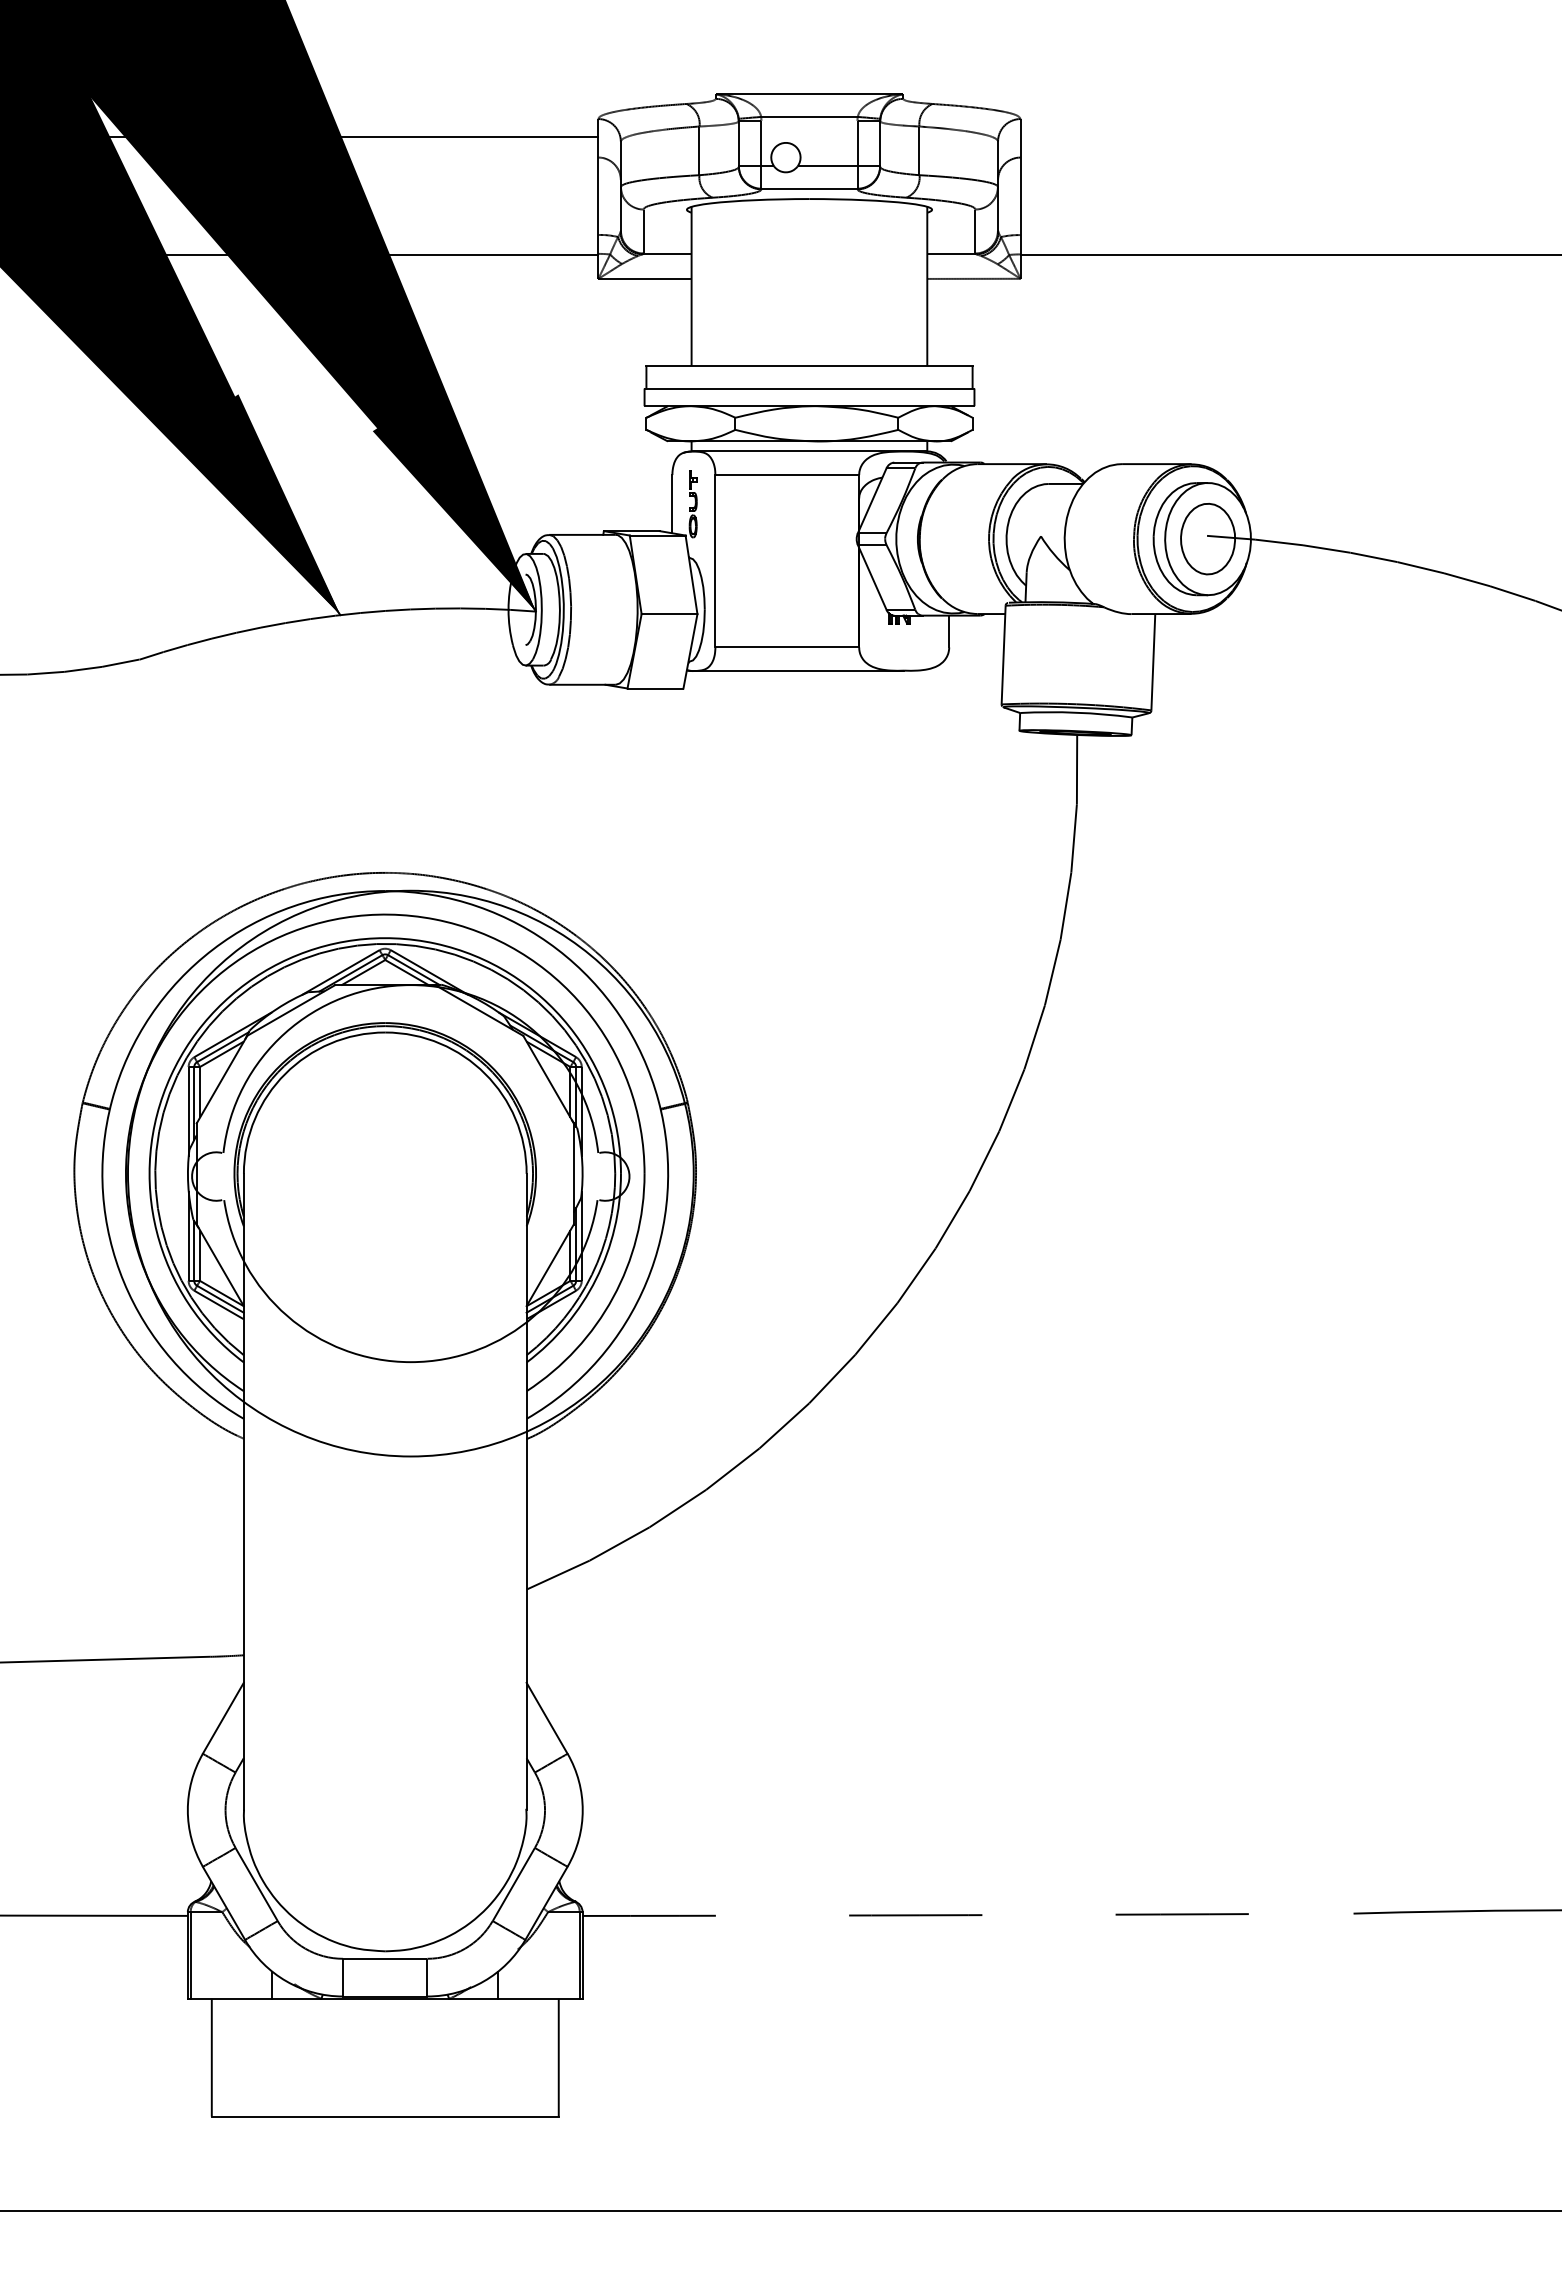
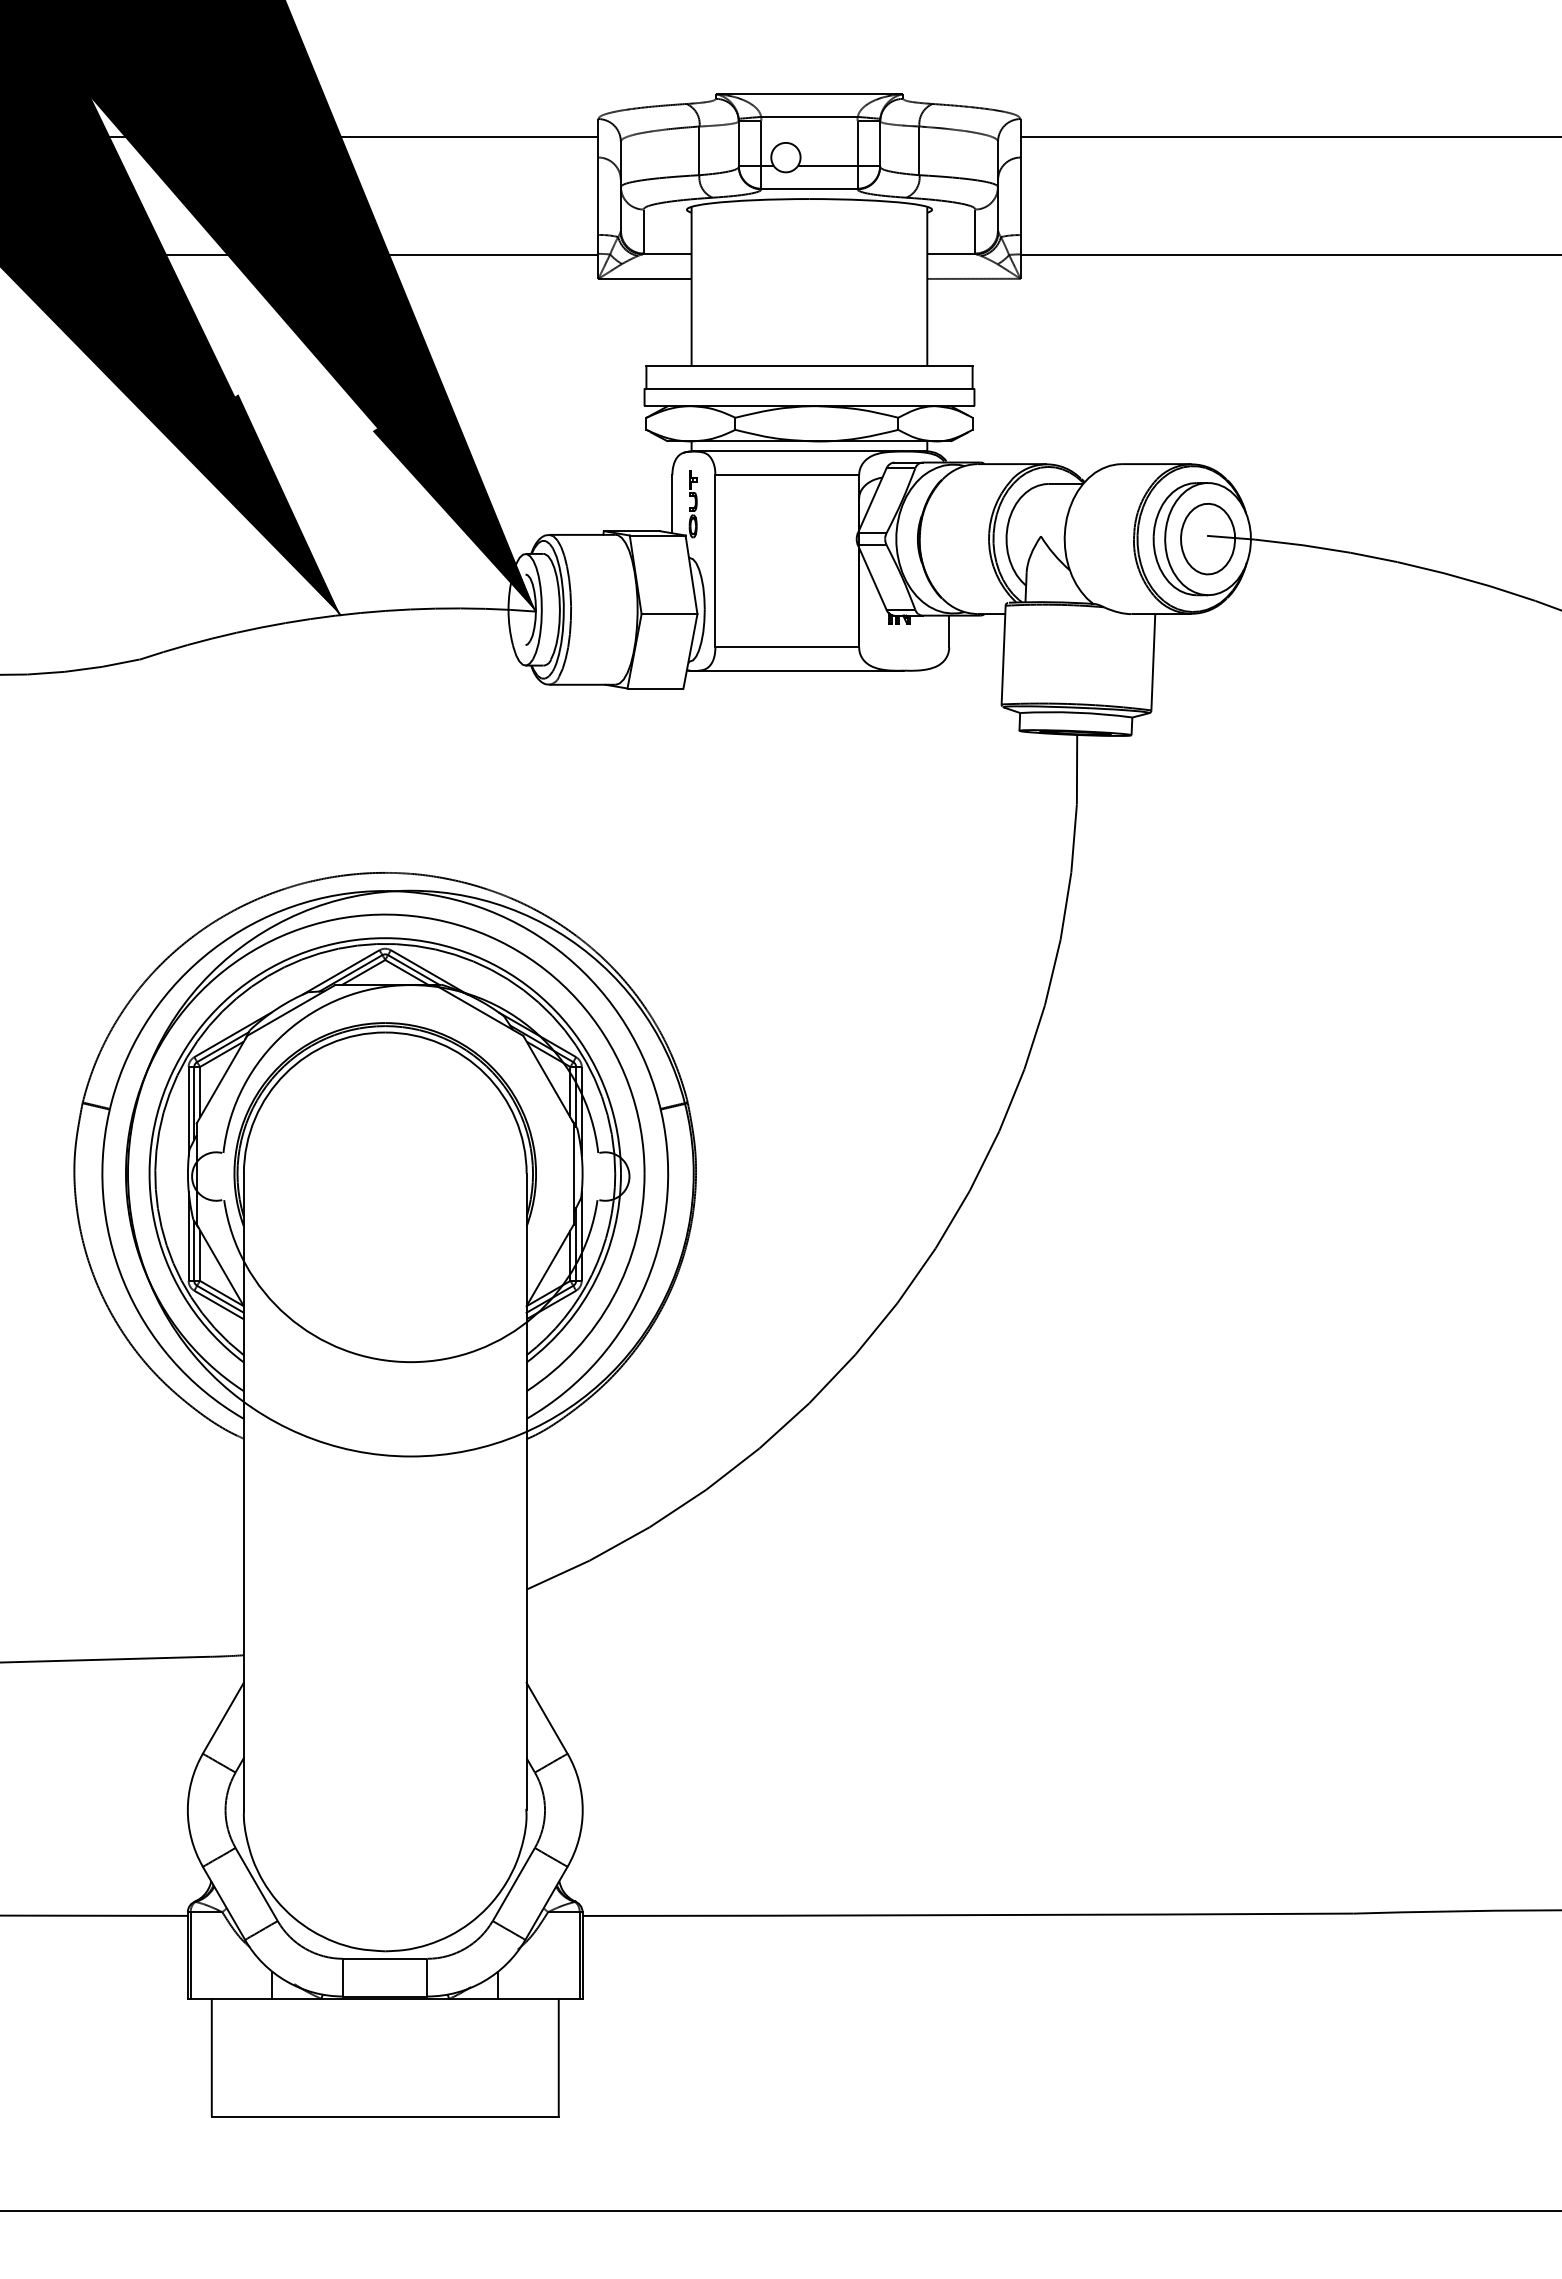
line: none -> present (1289, 136)
arc: dashed -> solid (968, 1915)
